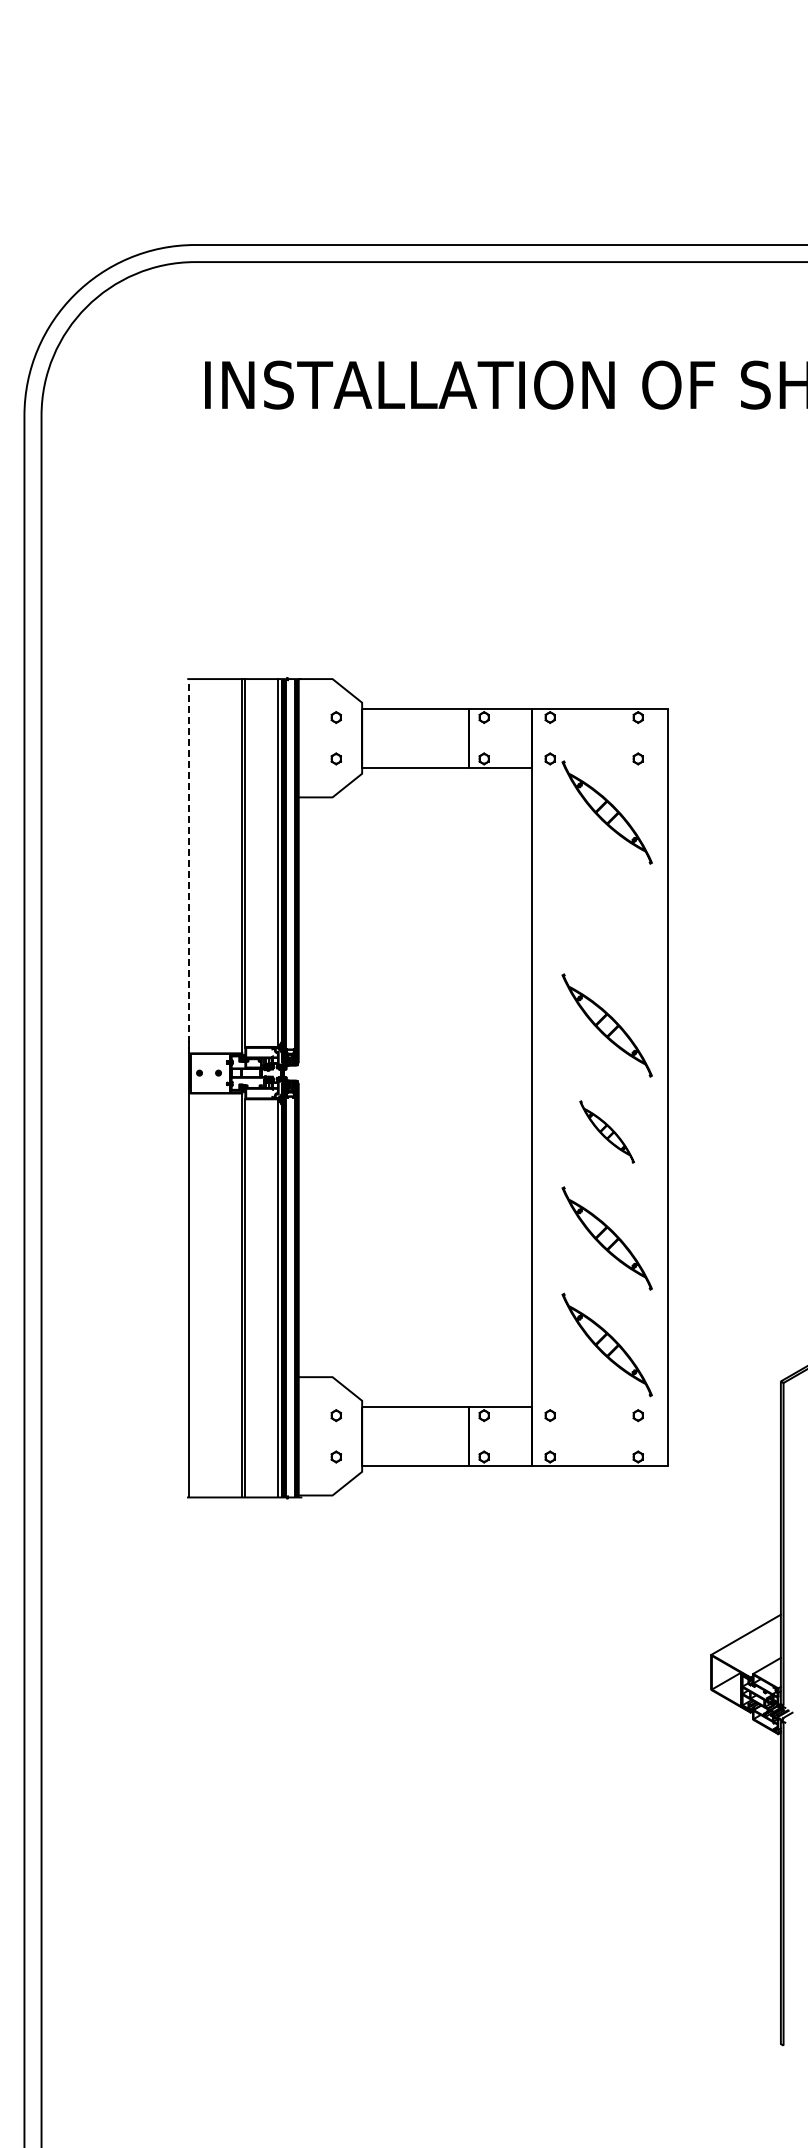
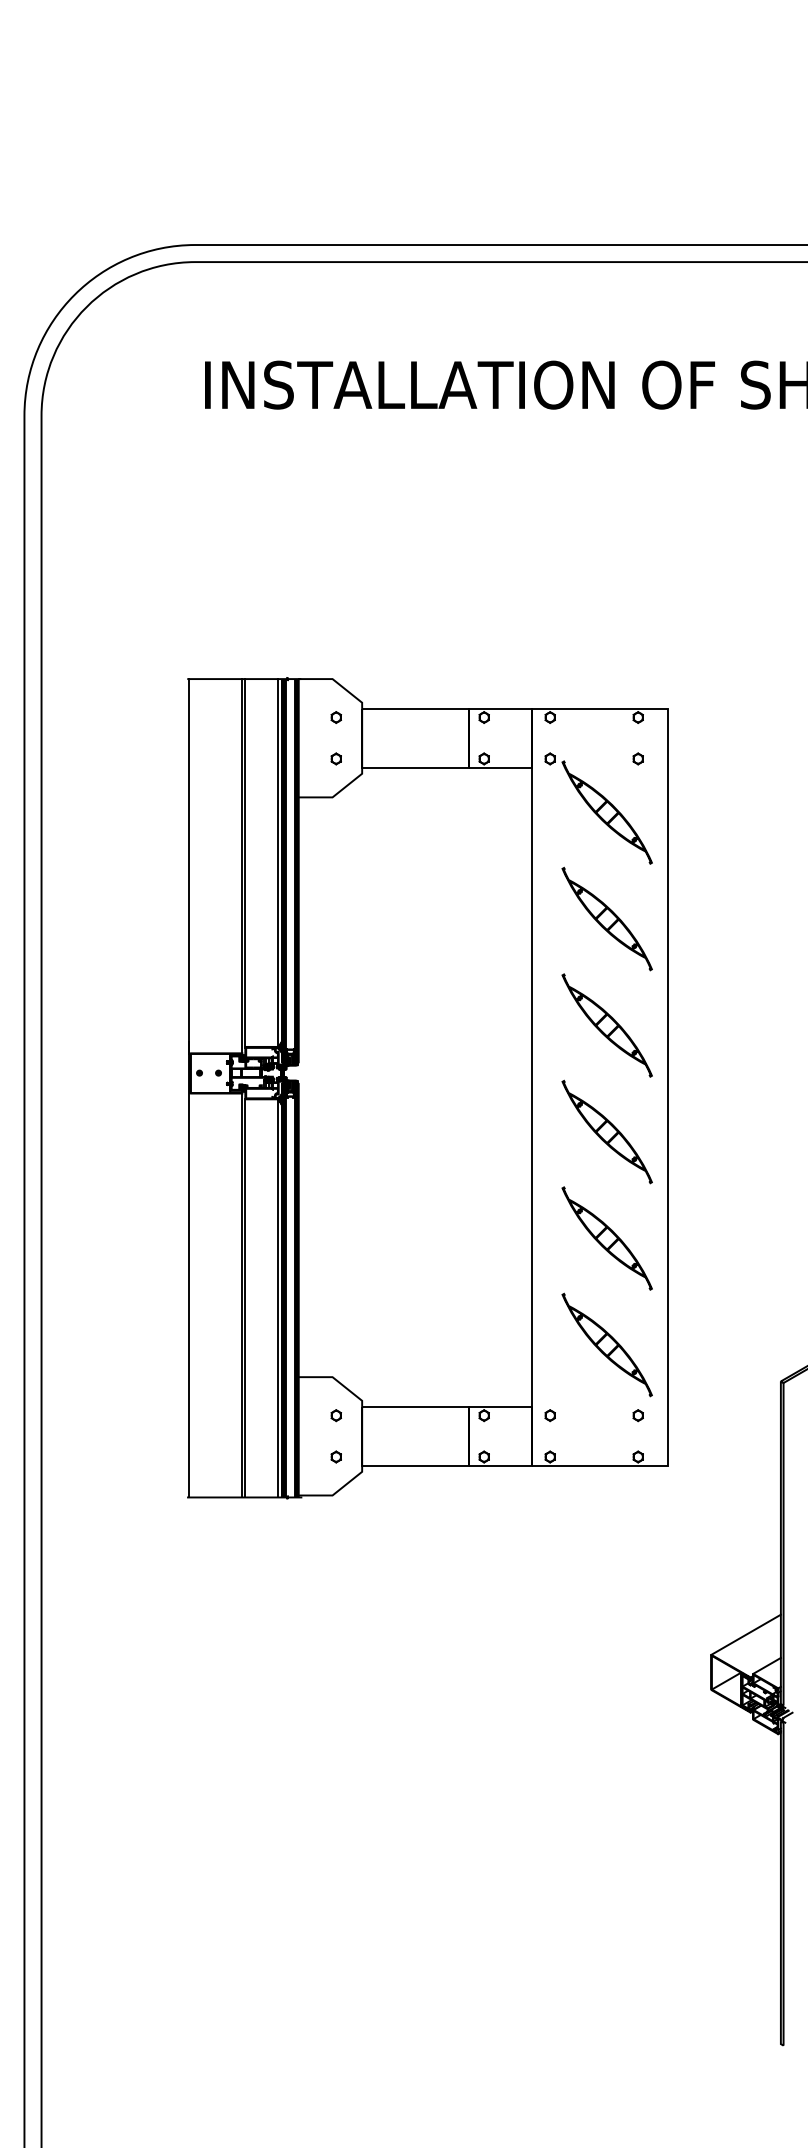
line: dashed -> solid (189, 866)
part: none -> present (606, 918)
part size: 56x64 px -> 92x106 px (606, 1131)
